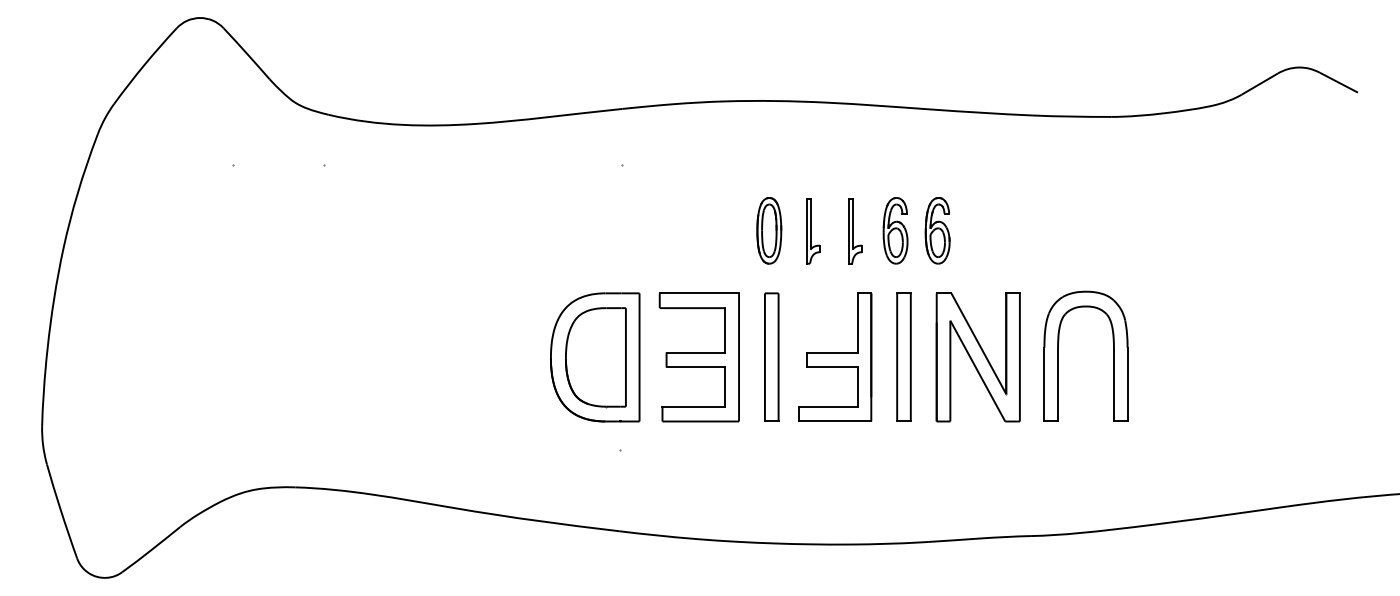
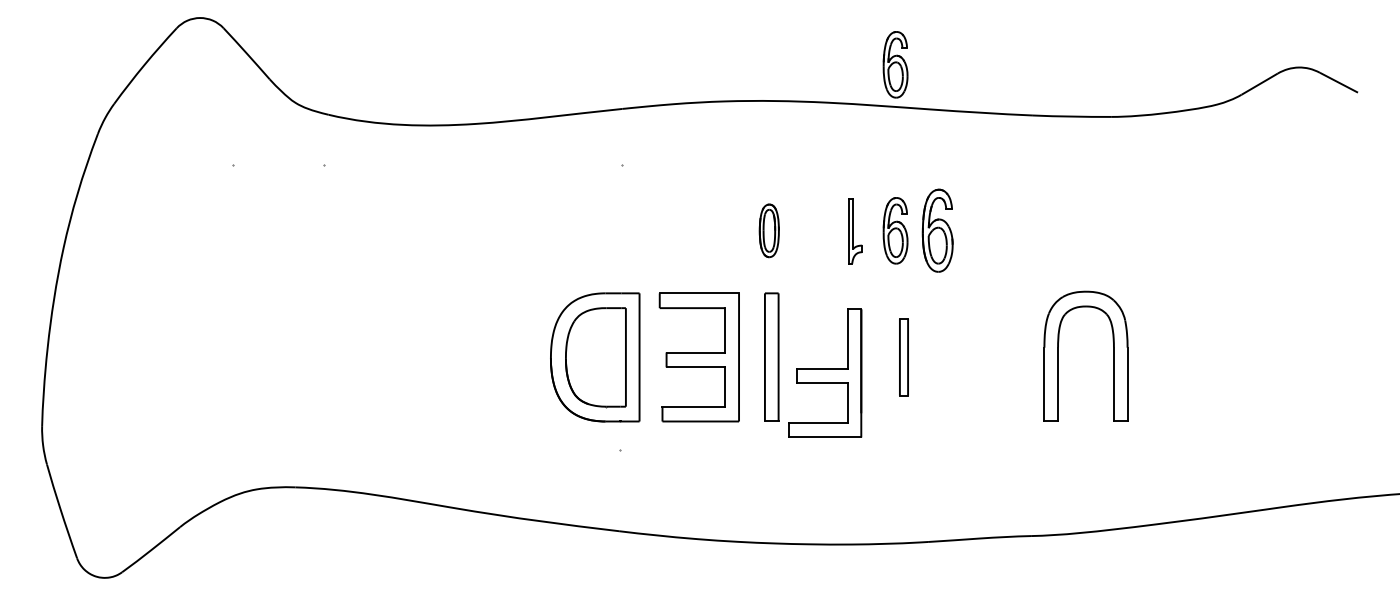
part: none -> present (895, 64)
part size: 27x68 px -> 22x56 px (768, 230)
part size: 27x68 px -> 33x85 px (937, 230)
part: present -> none (813, 231)
part position: (835, 356) -> (825, 372) (825, 372)
part size: 16x130 px -> 10x79 px (903, 357)
part: present -> none (977, 357)
